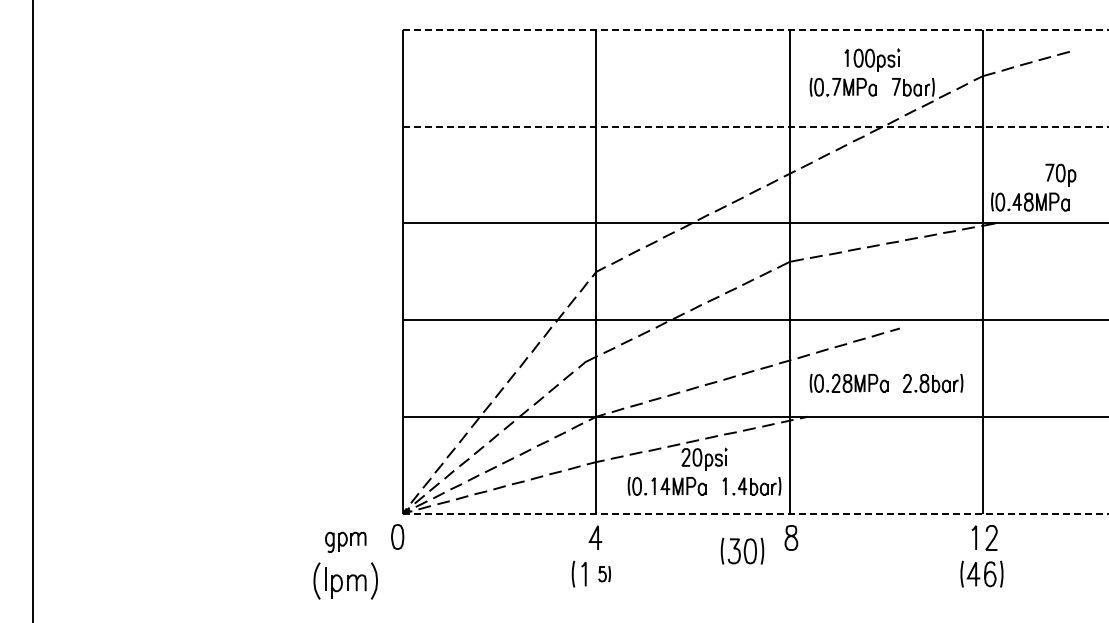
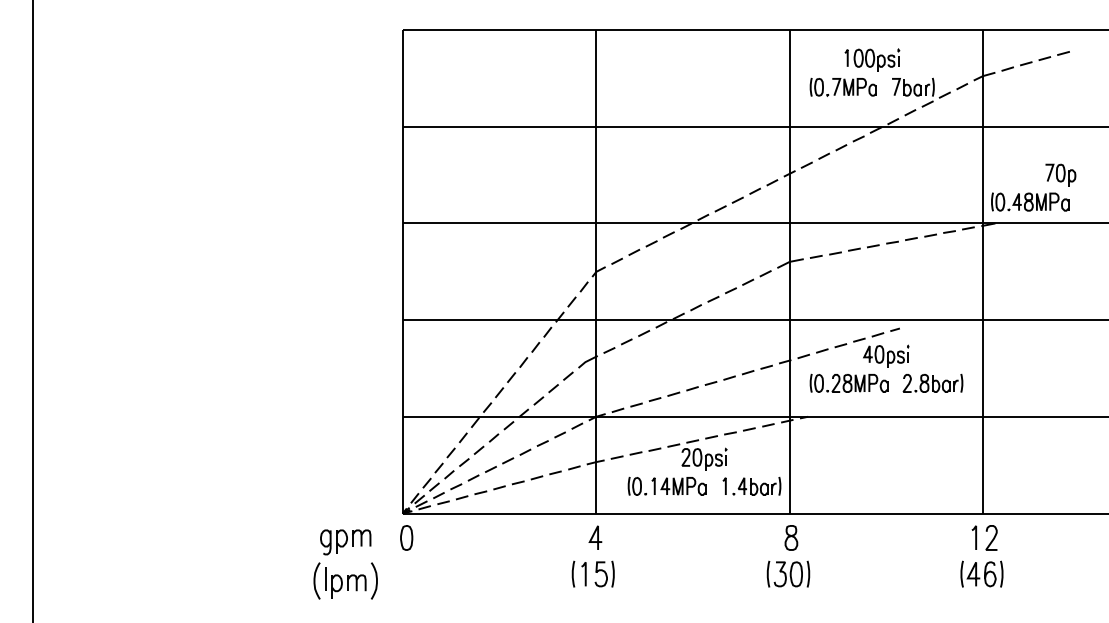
line: dashed -> solid (755, 30)
line: dashed -> solid (755, 126)
part: none -> present (886, 355)
line: dashed -> solid (755, 513)
part position: (397, 536) -> (406, 537) (406, 537)
part size: 42x22 px -> 52x27 px (345, 542)
part position: (742, 550) -> (788, 573) (788, 573)
part size: 13x17 px -> 21x28 px (604, 573)
